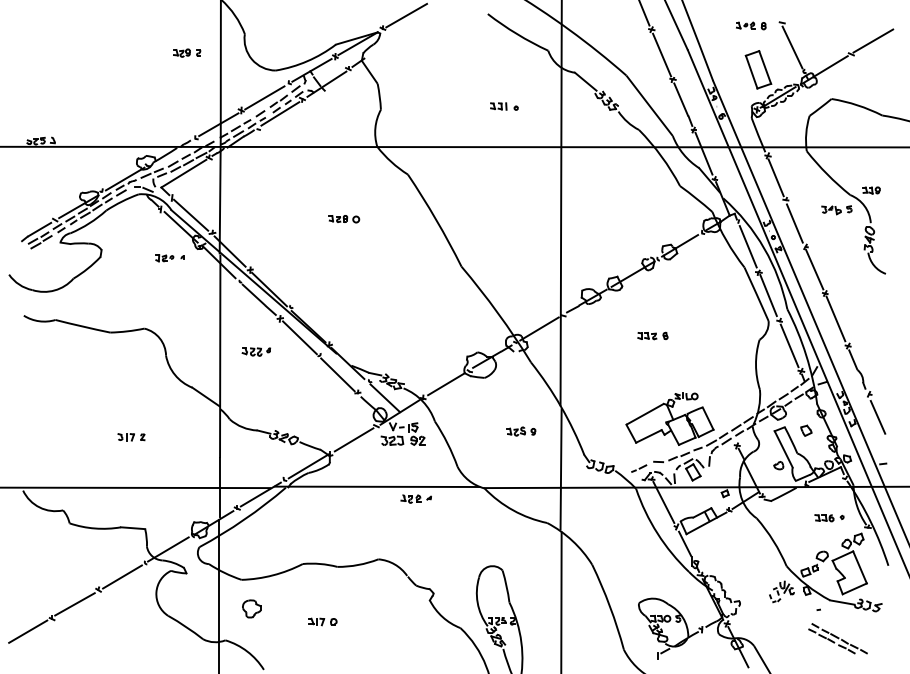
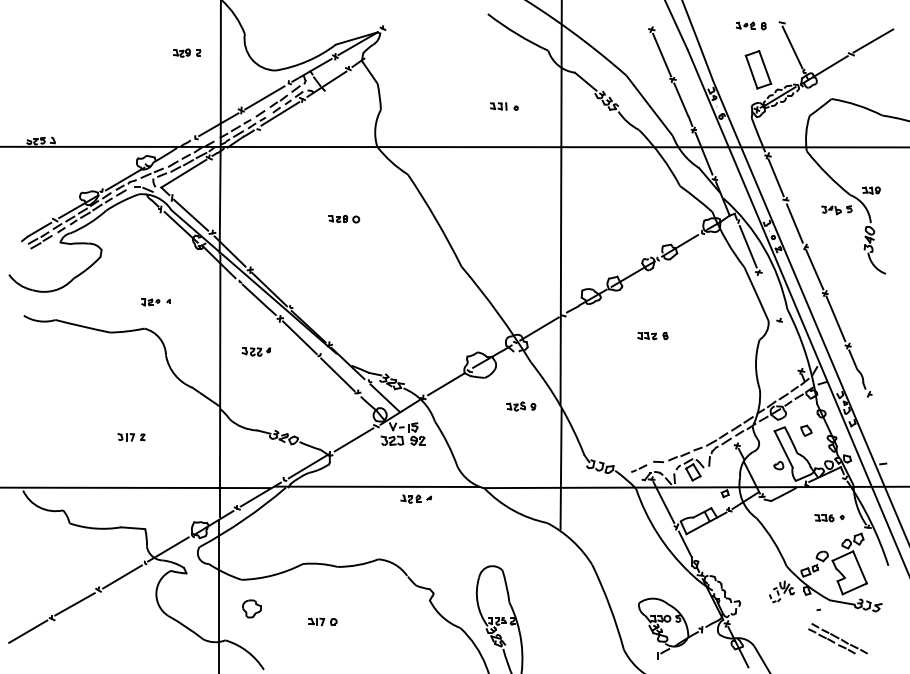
line: present -> none (644, 13)
line: present -> none (406, 15)
part position: (169, 258) -> (155, 302) (155, 302)
line: present -> none (768, 295)
line: present -> none (789, 345)
line: present -> none (877, 416)
part: present -> none (669, 418)
part position: (521, 431) -> (521, 406) (521, 406)
line: present -> none (561, 601)
